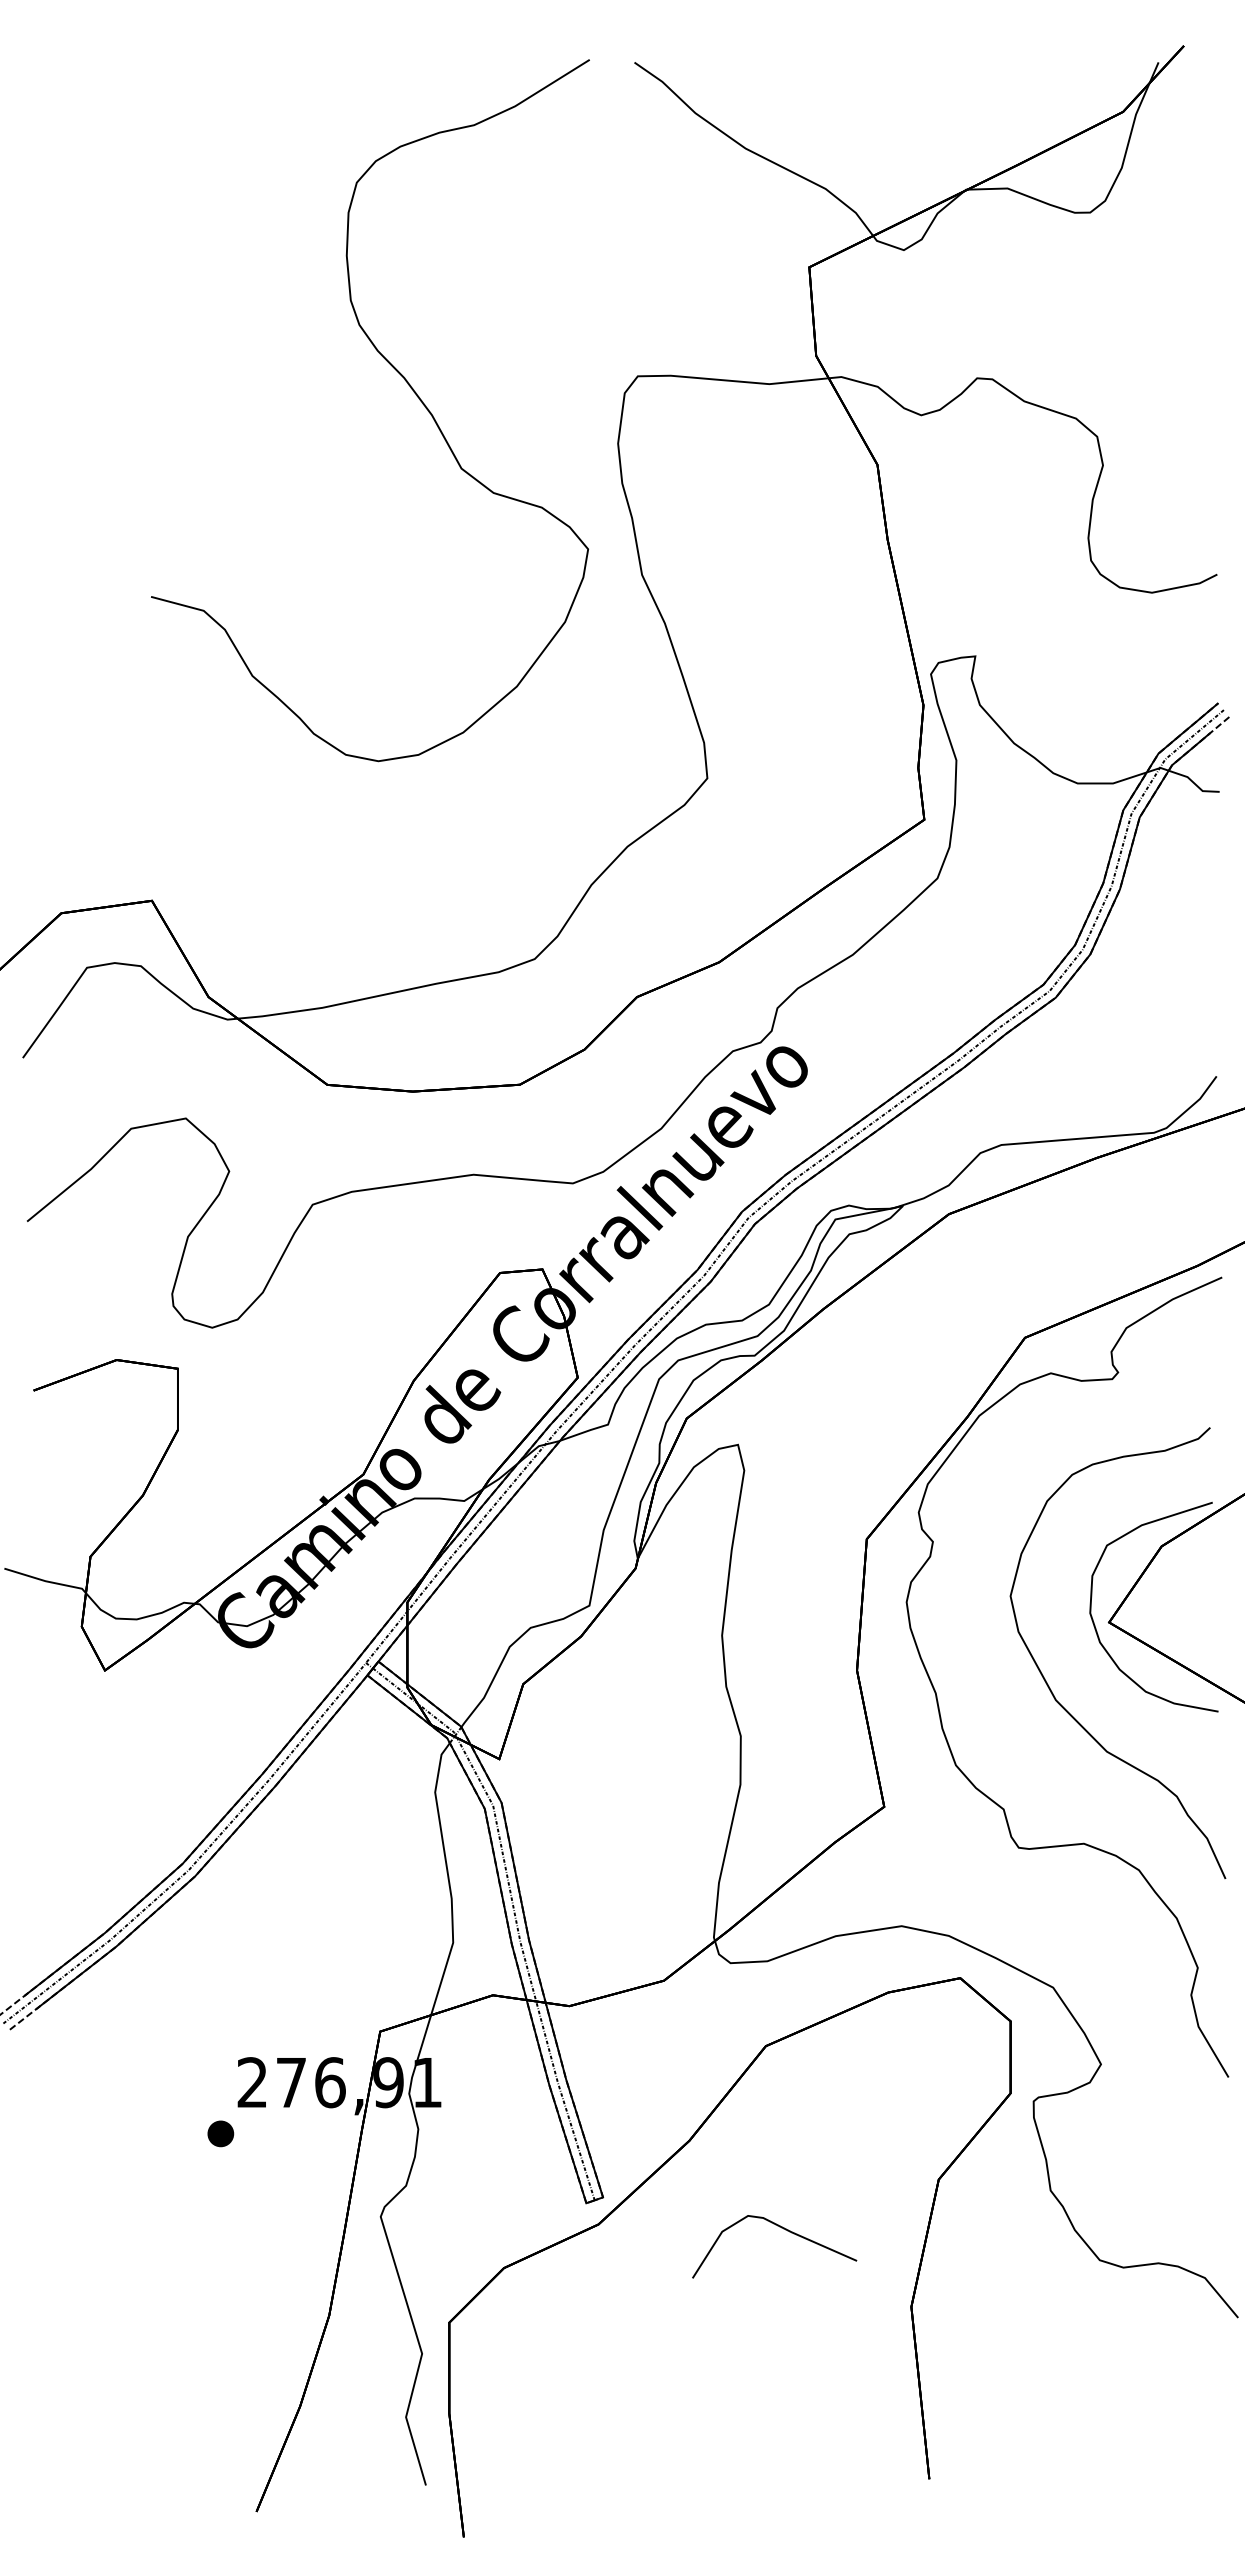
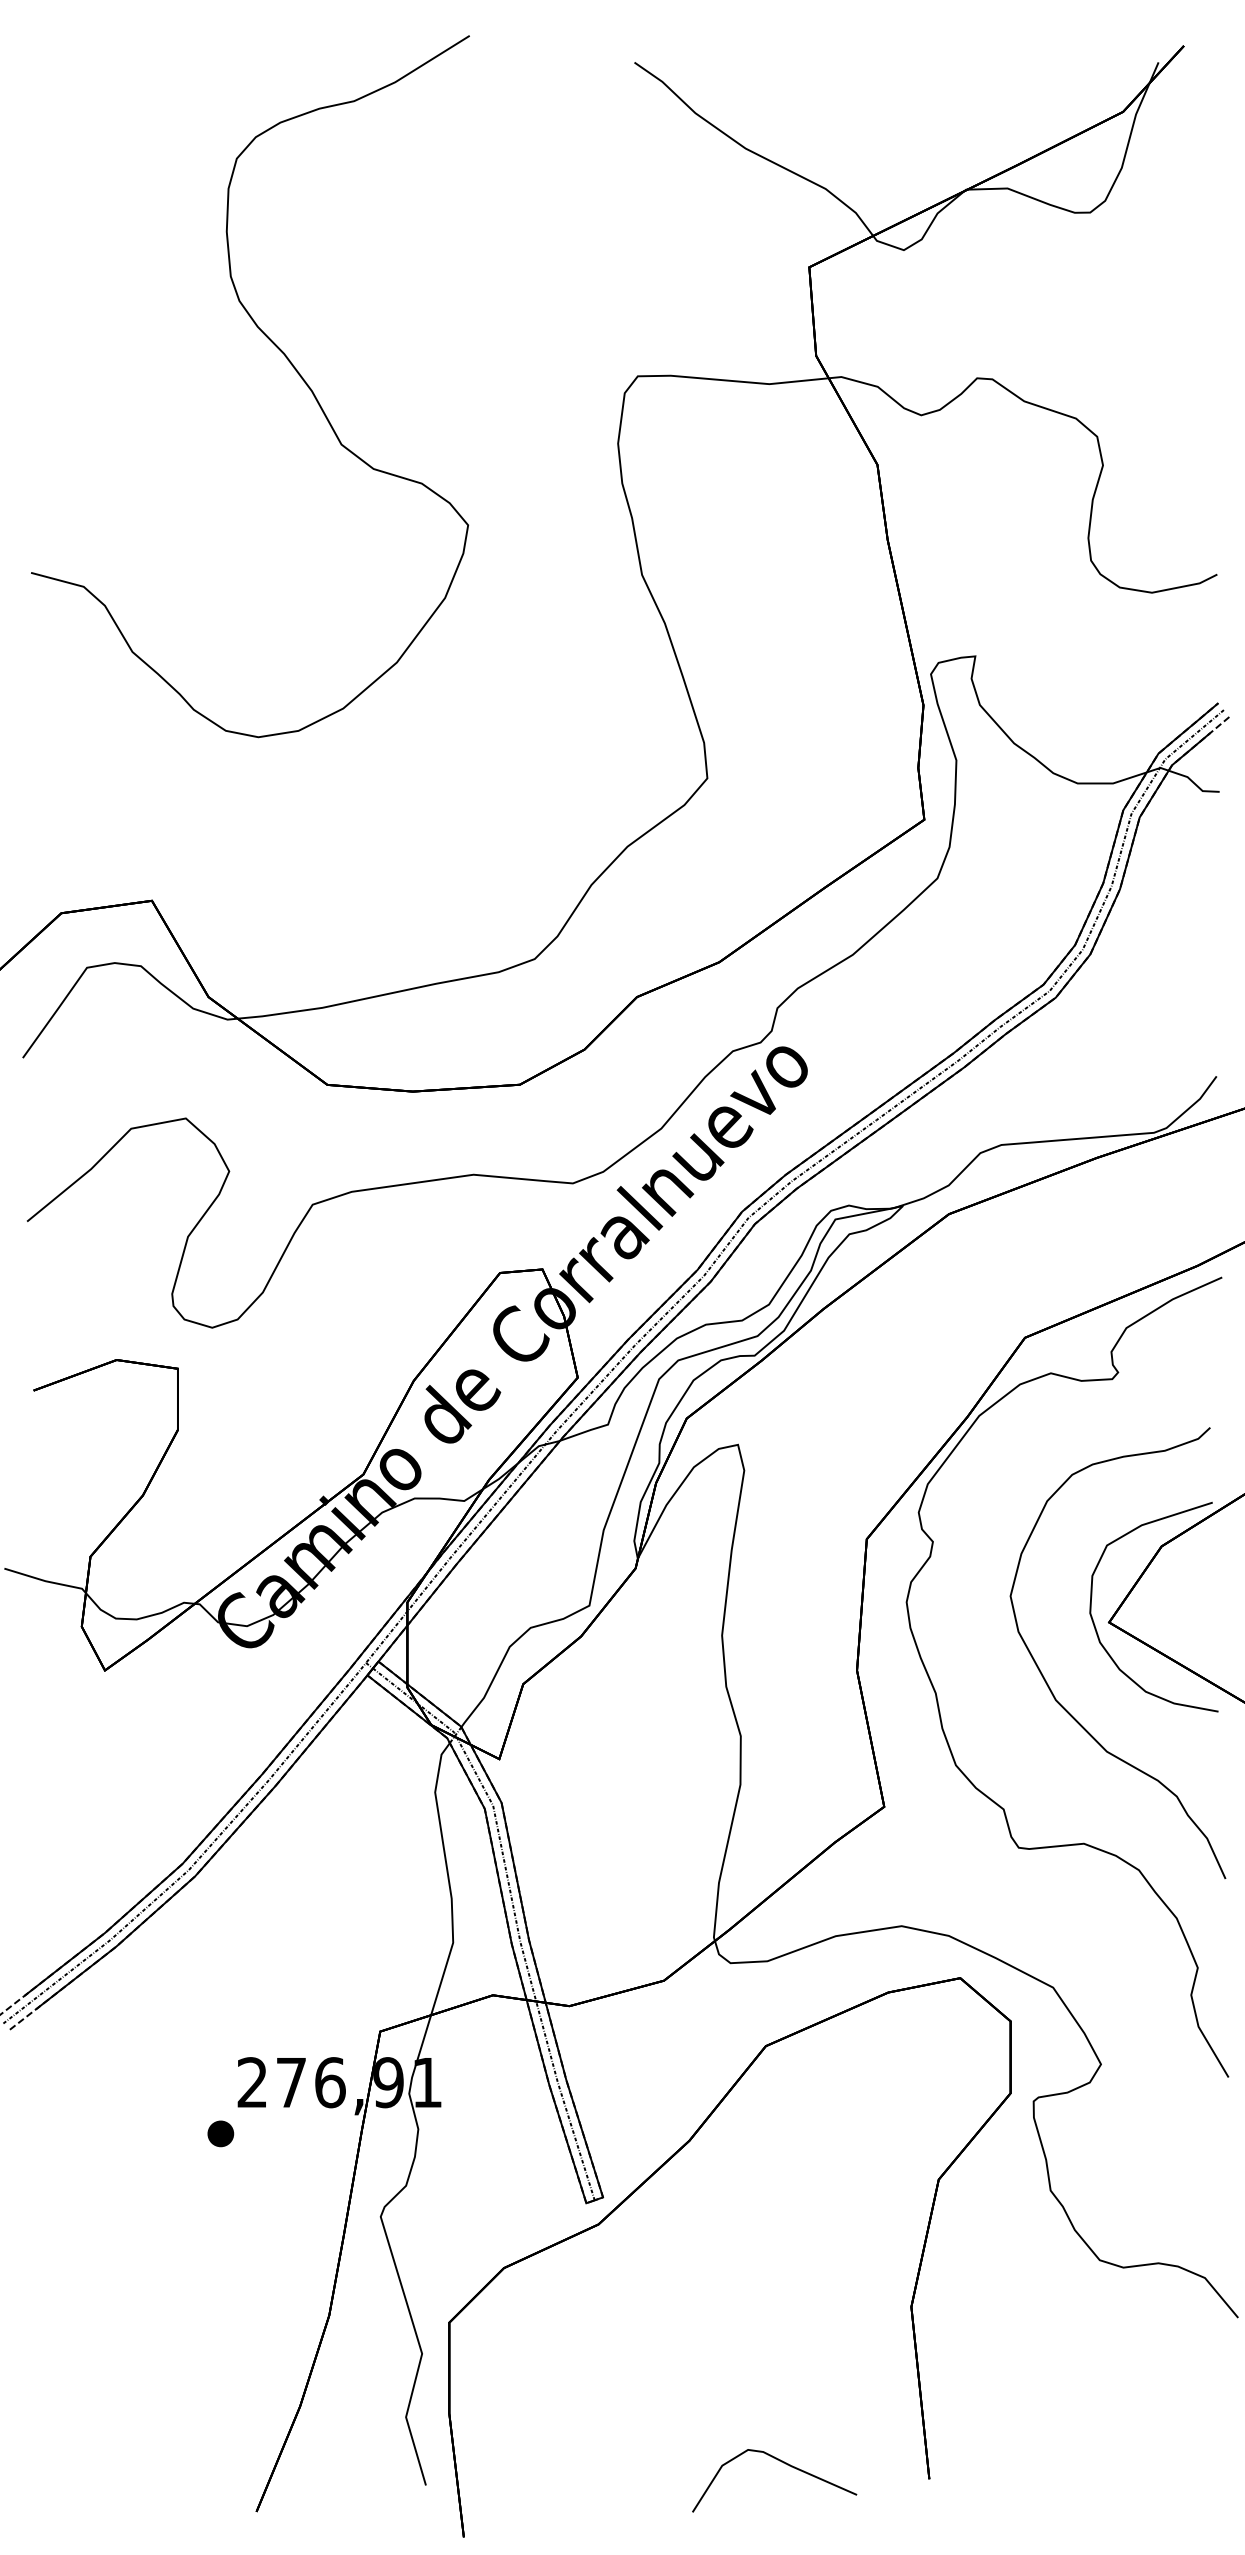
curve position: (407, 384) -> (287, 360) (287, 360)
curve position: (783, 2229) -> (783, 2463) (783, 2463)
